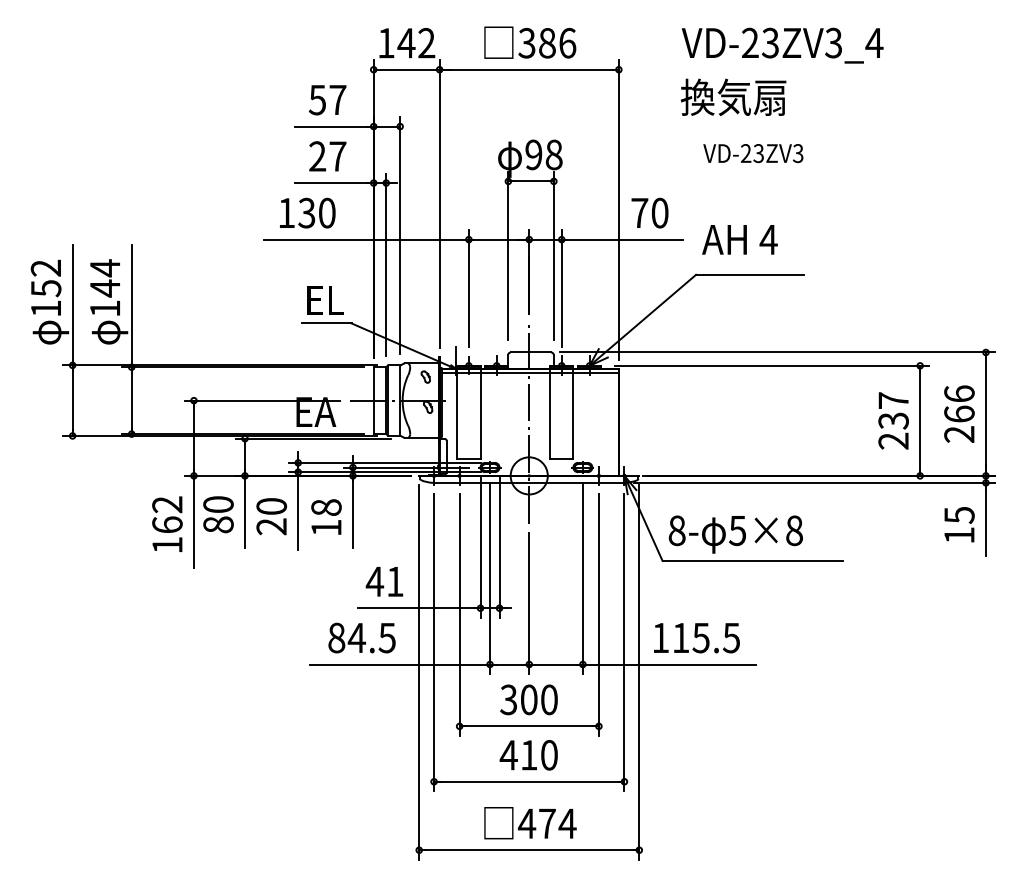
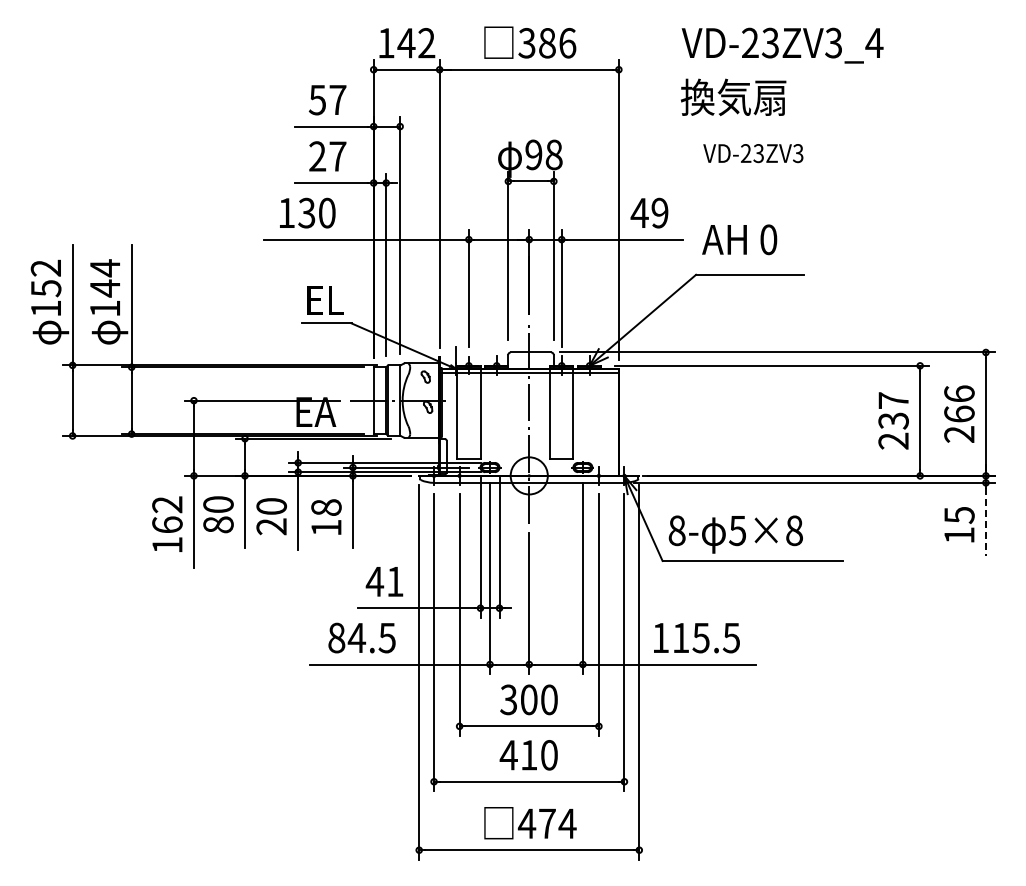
text: 70 -> 49 (649, 212)
text: 4 -> 0 (768, 239)
line: solid -> dashed (985, 522)
